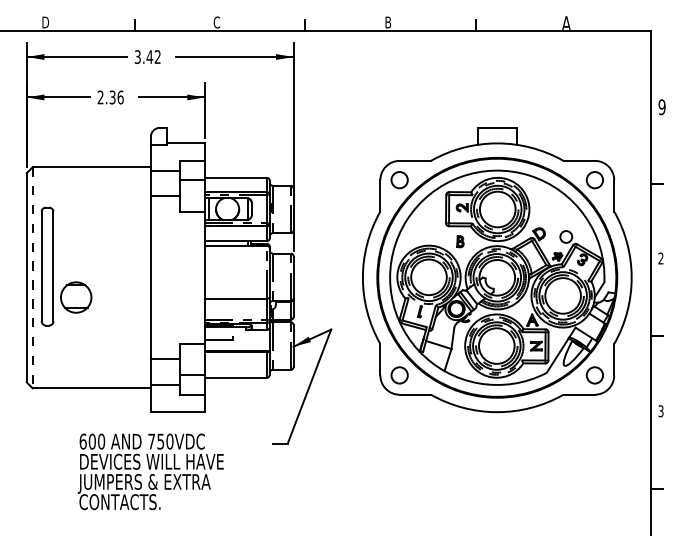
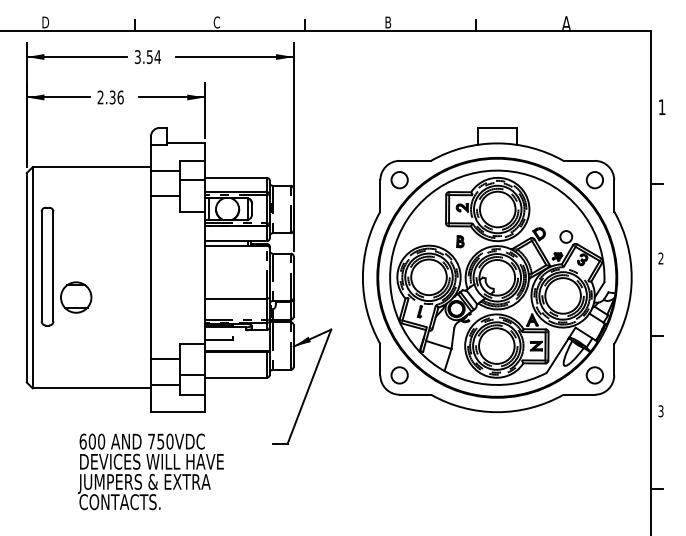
text: 3.42 -> 3.54 (153, 57)
text: 9 -> 1 (661, 107)
line: dashed -> solid (32, 277)
